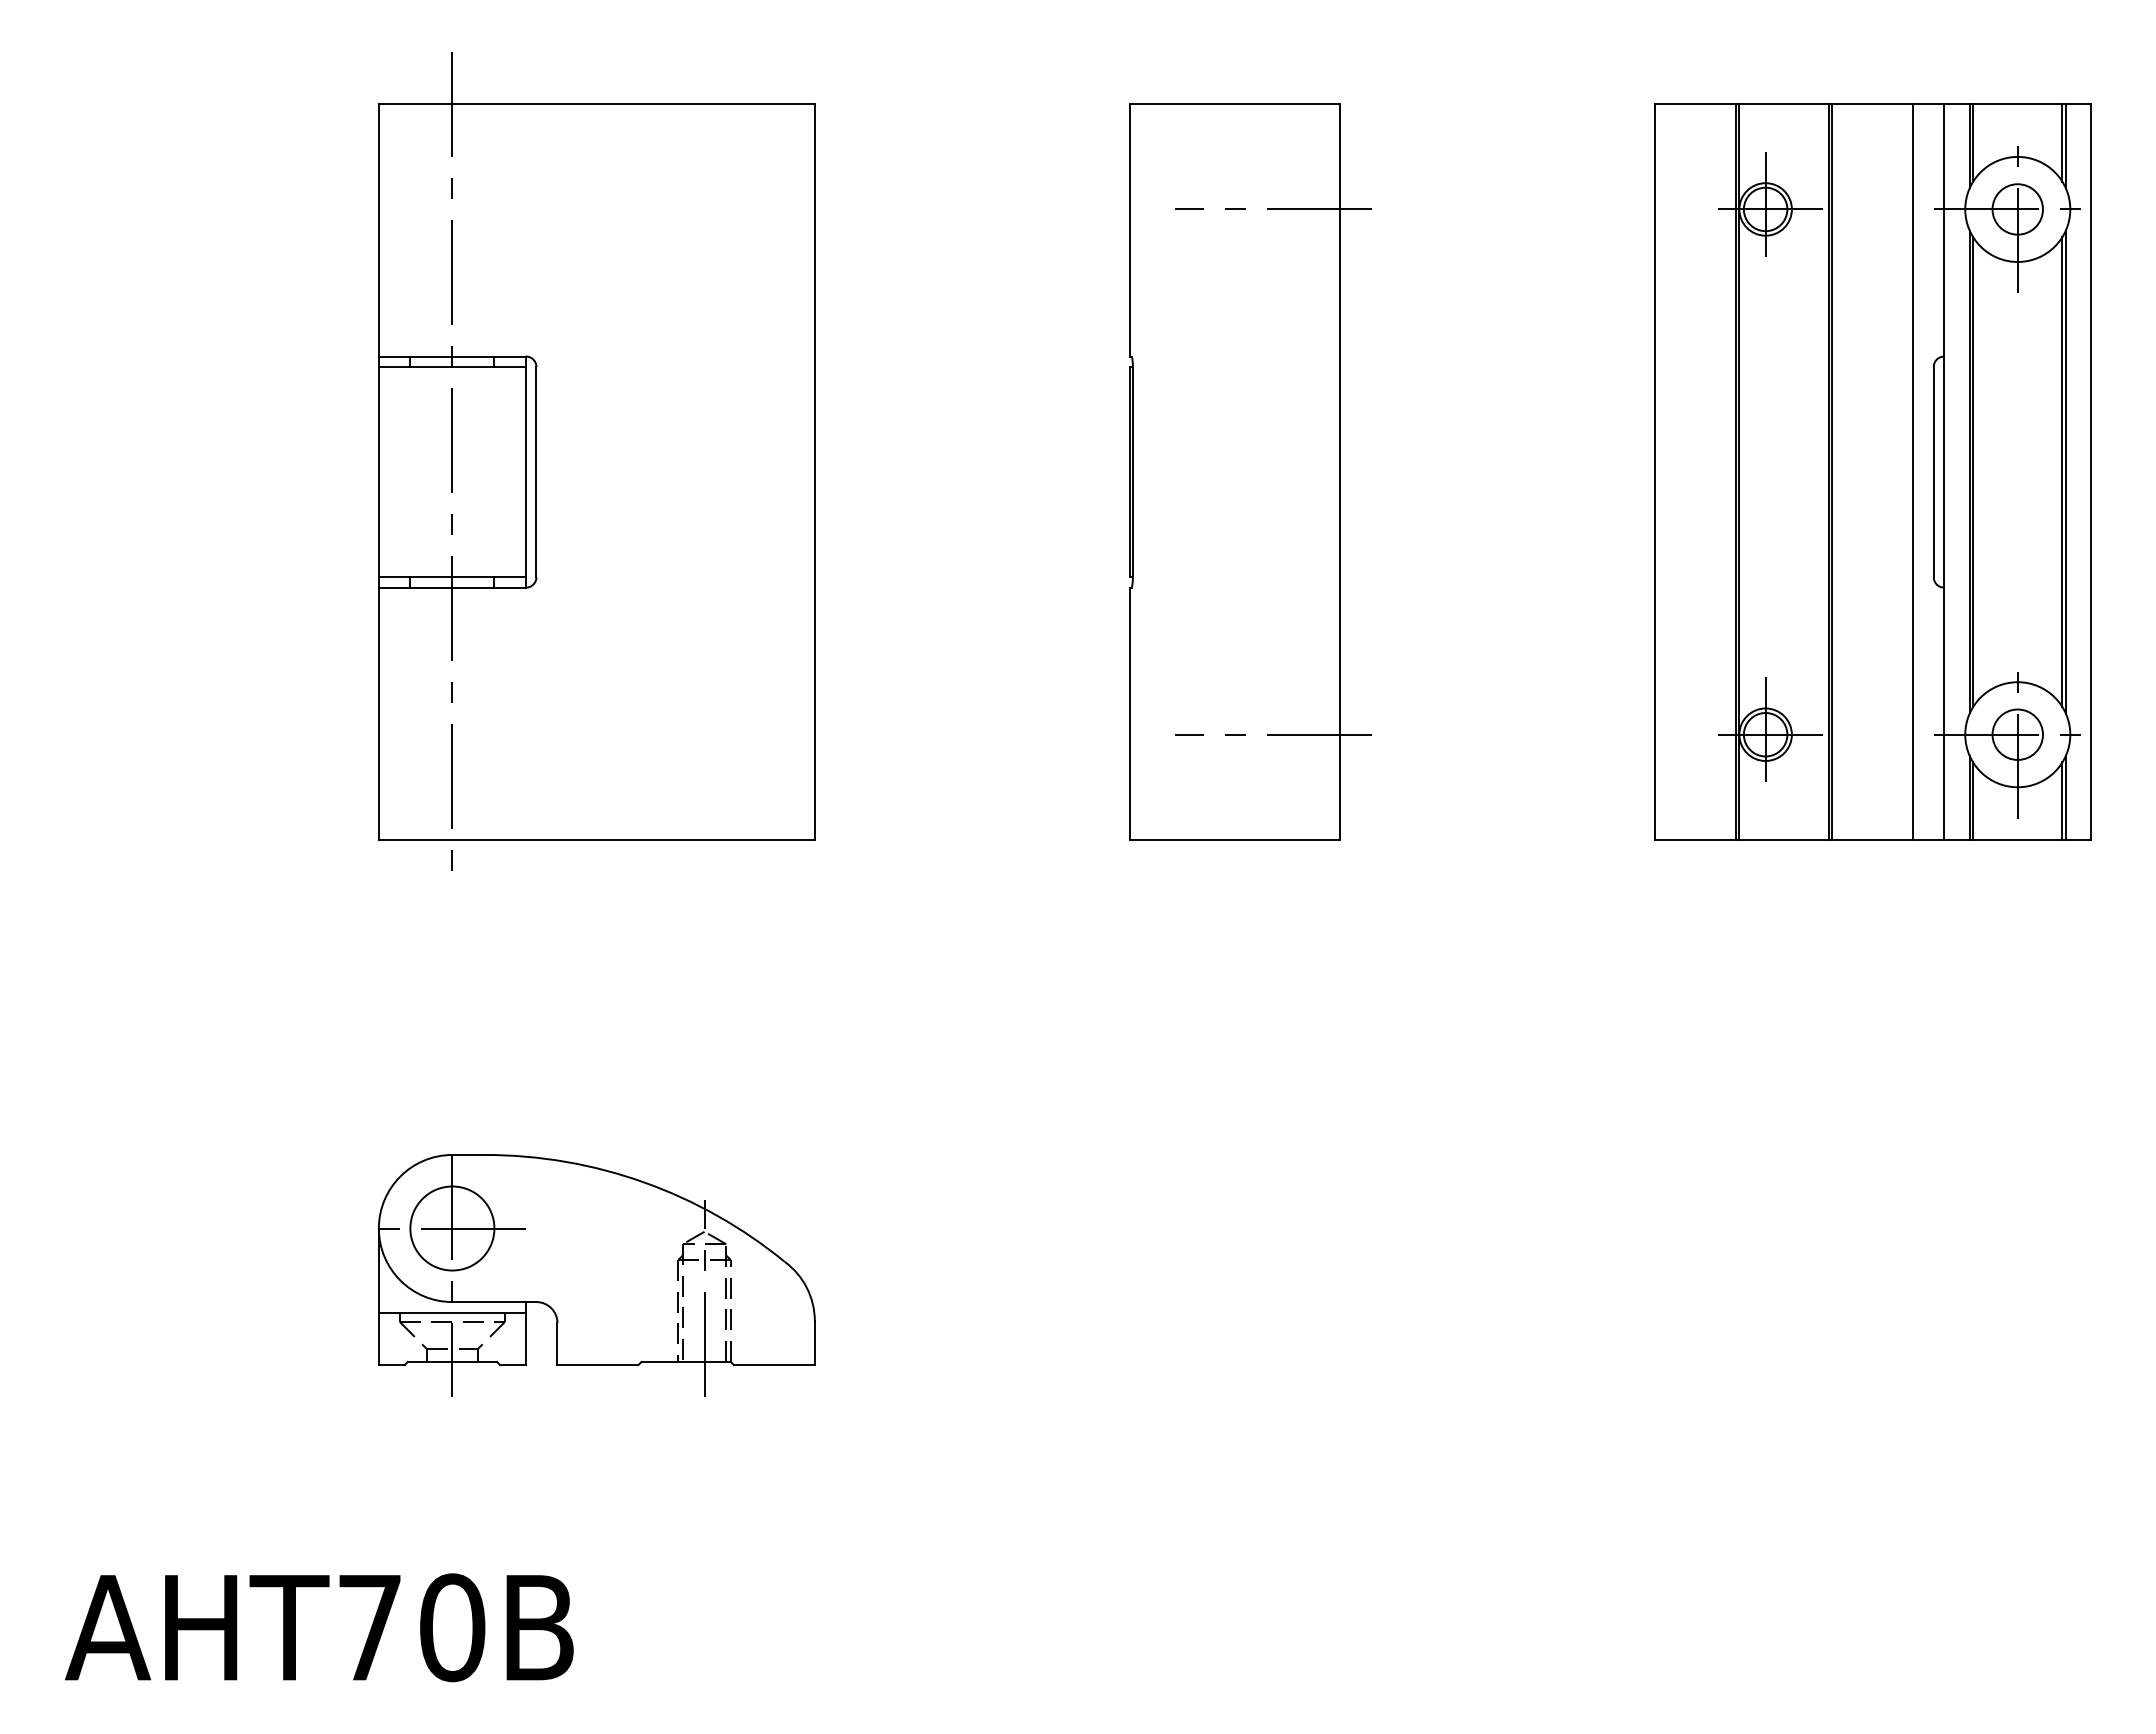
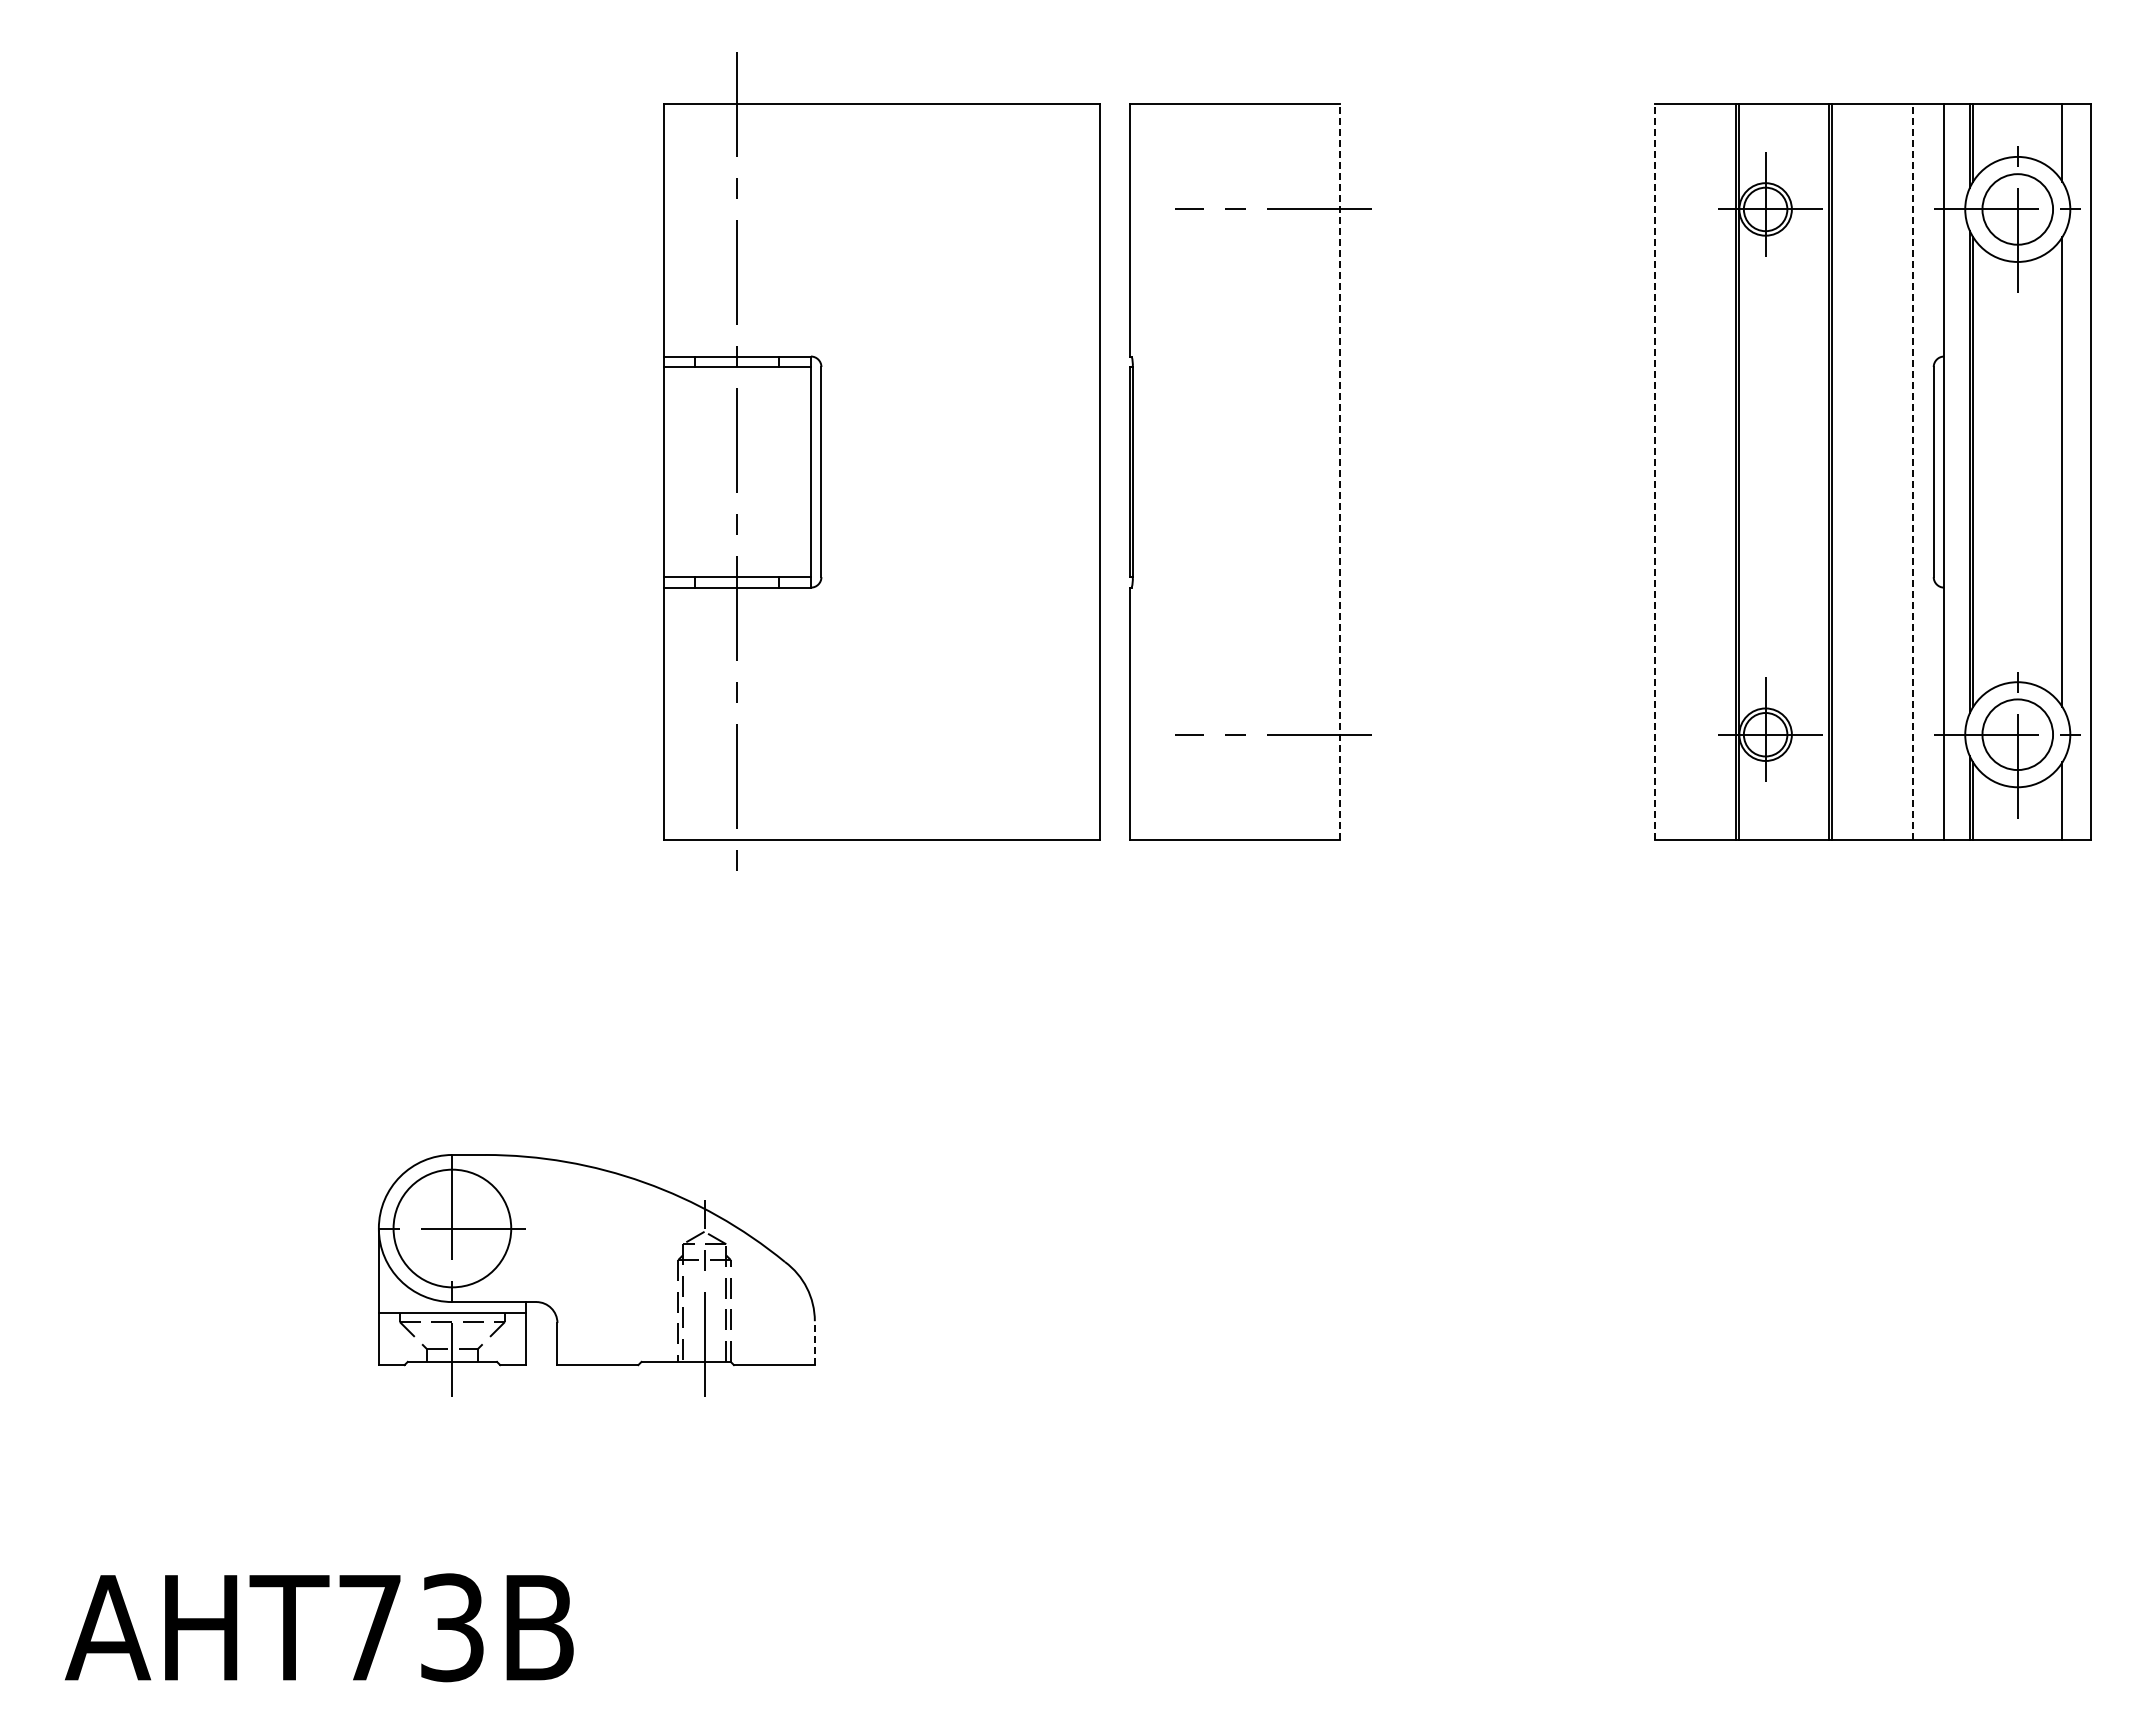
line: present -> none (2065, 145)
circle diameter: 50 px -> 71 px (2017, 209)
part position: (596, 461) -> (881, 461) (881, 461)
line: present -> none (2065, 471)
line: solid -> dashed (1340, 472)
line: solid -> dashed (1655, 472)
line: solid -> dashed (1912, 472)
circle diameter: 50 px -> 71 px (2017, 734)
line: present -> none (2065, 797)
circle diameter: 84 px -> 118 px (452, 1228)
line: solid -> dashed (814, 1343)
text: AHT70B -> AHT73B (452, 1627)
